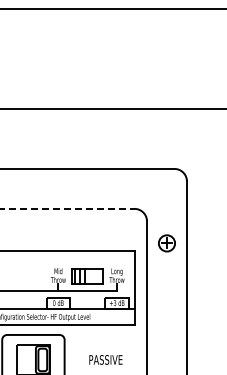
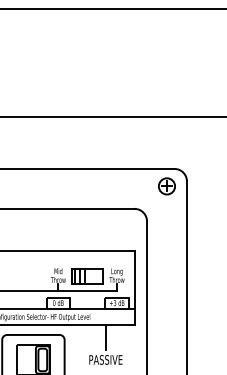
line position: (112, 108) -> (112, 116) (112, 116)
line: dashed -> solid (67, 208)
part position: (166, 243) -> (166, 186) (166, 186)
line: none -> present (105, 336)
